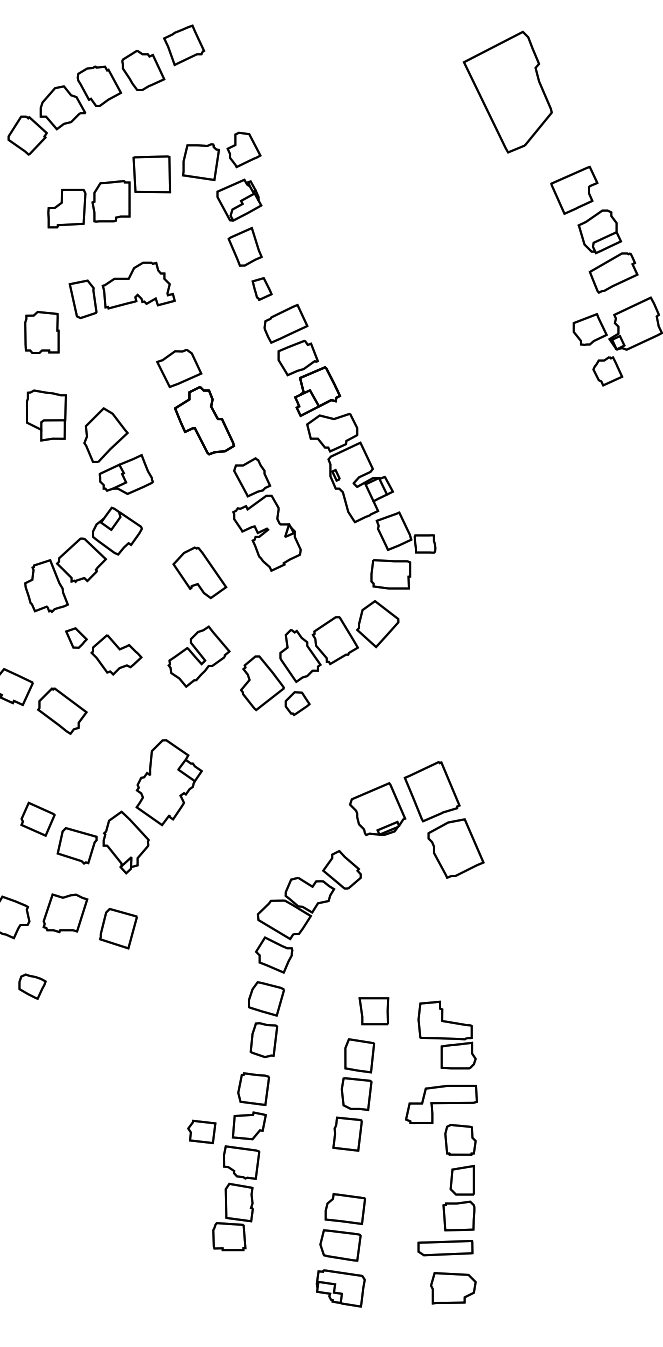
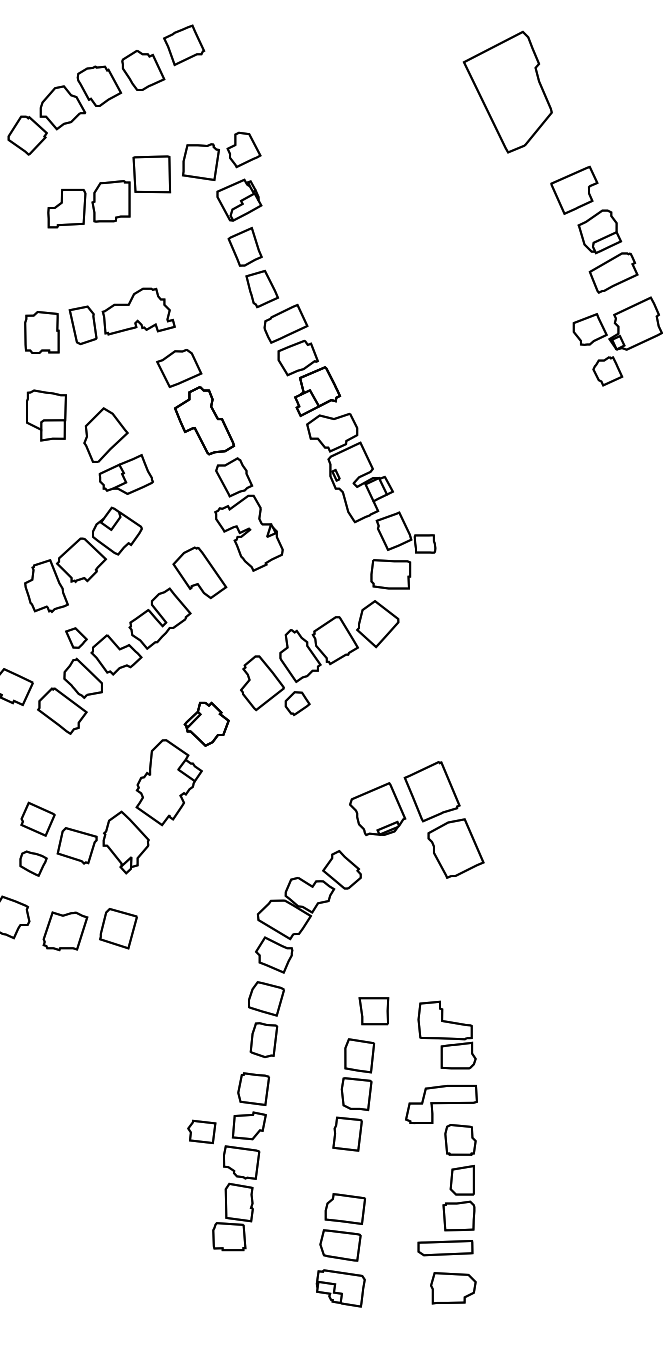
part size: 22x24 px -> 34x40 px (261, 288)
part position: (121, 289) -> (121, 315) (121, 315)
part position: (266, 514) -> (248, 514) (248, 514)
part position: (198, 656) -> (159, 618) (159, 618)
part: none -> present (82, 677)
part: none -> present (206, 723)
part position: (65, 913) -> (65, 931) (65, 931)
part position: (32, 986) -> (33, 863) (33, 863)
